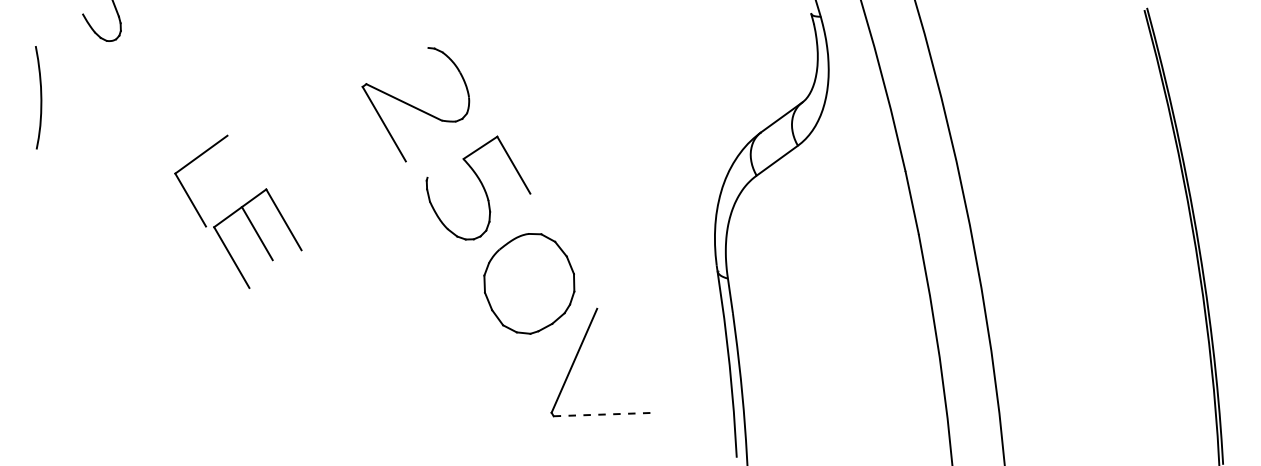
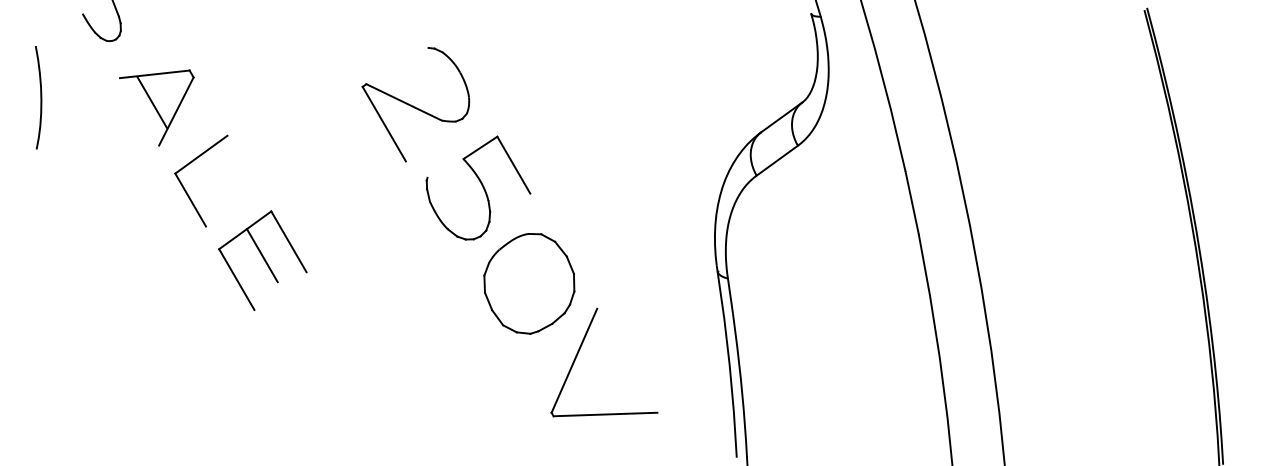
part: none -> present (156, 107)
part position: (257, 238) -> (262, 260) (262, 260)
line: dashed -> solid (605, 414)
